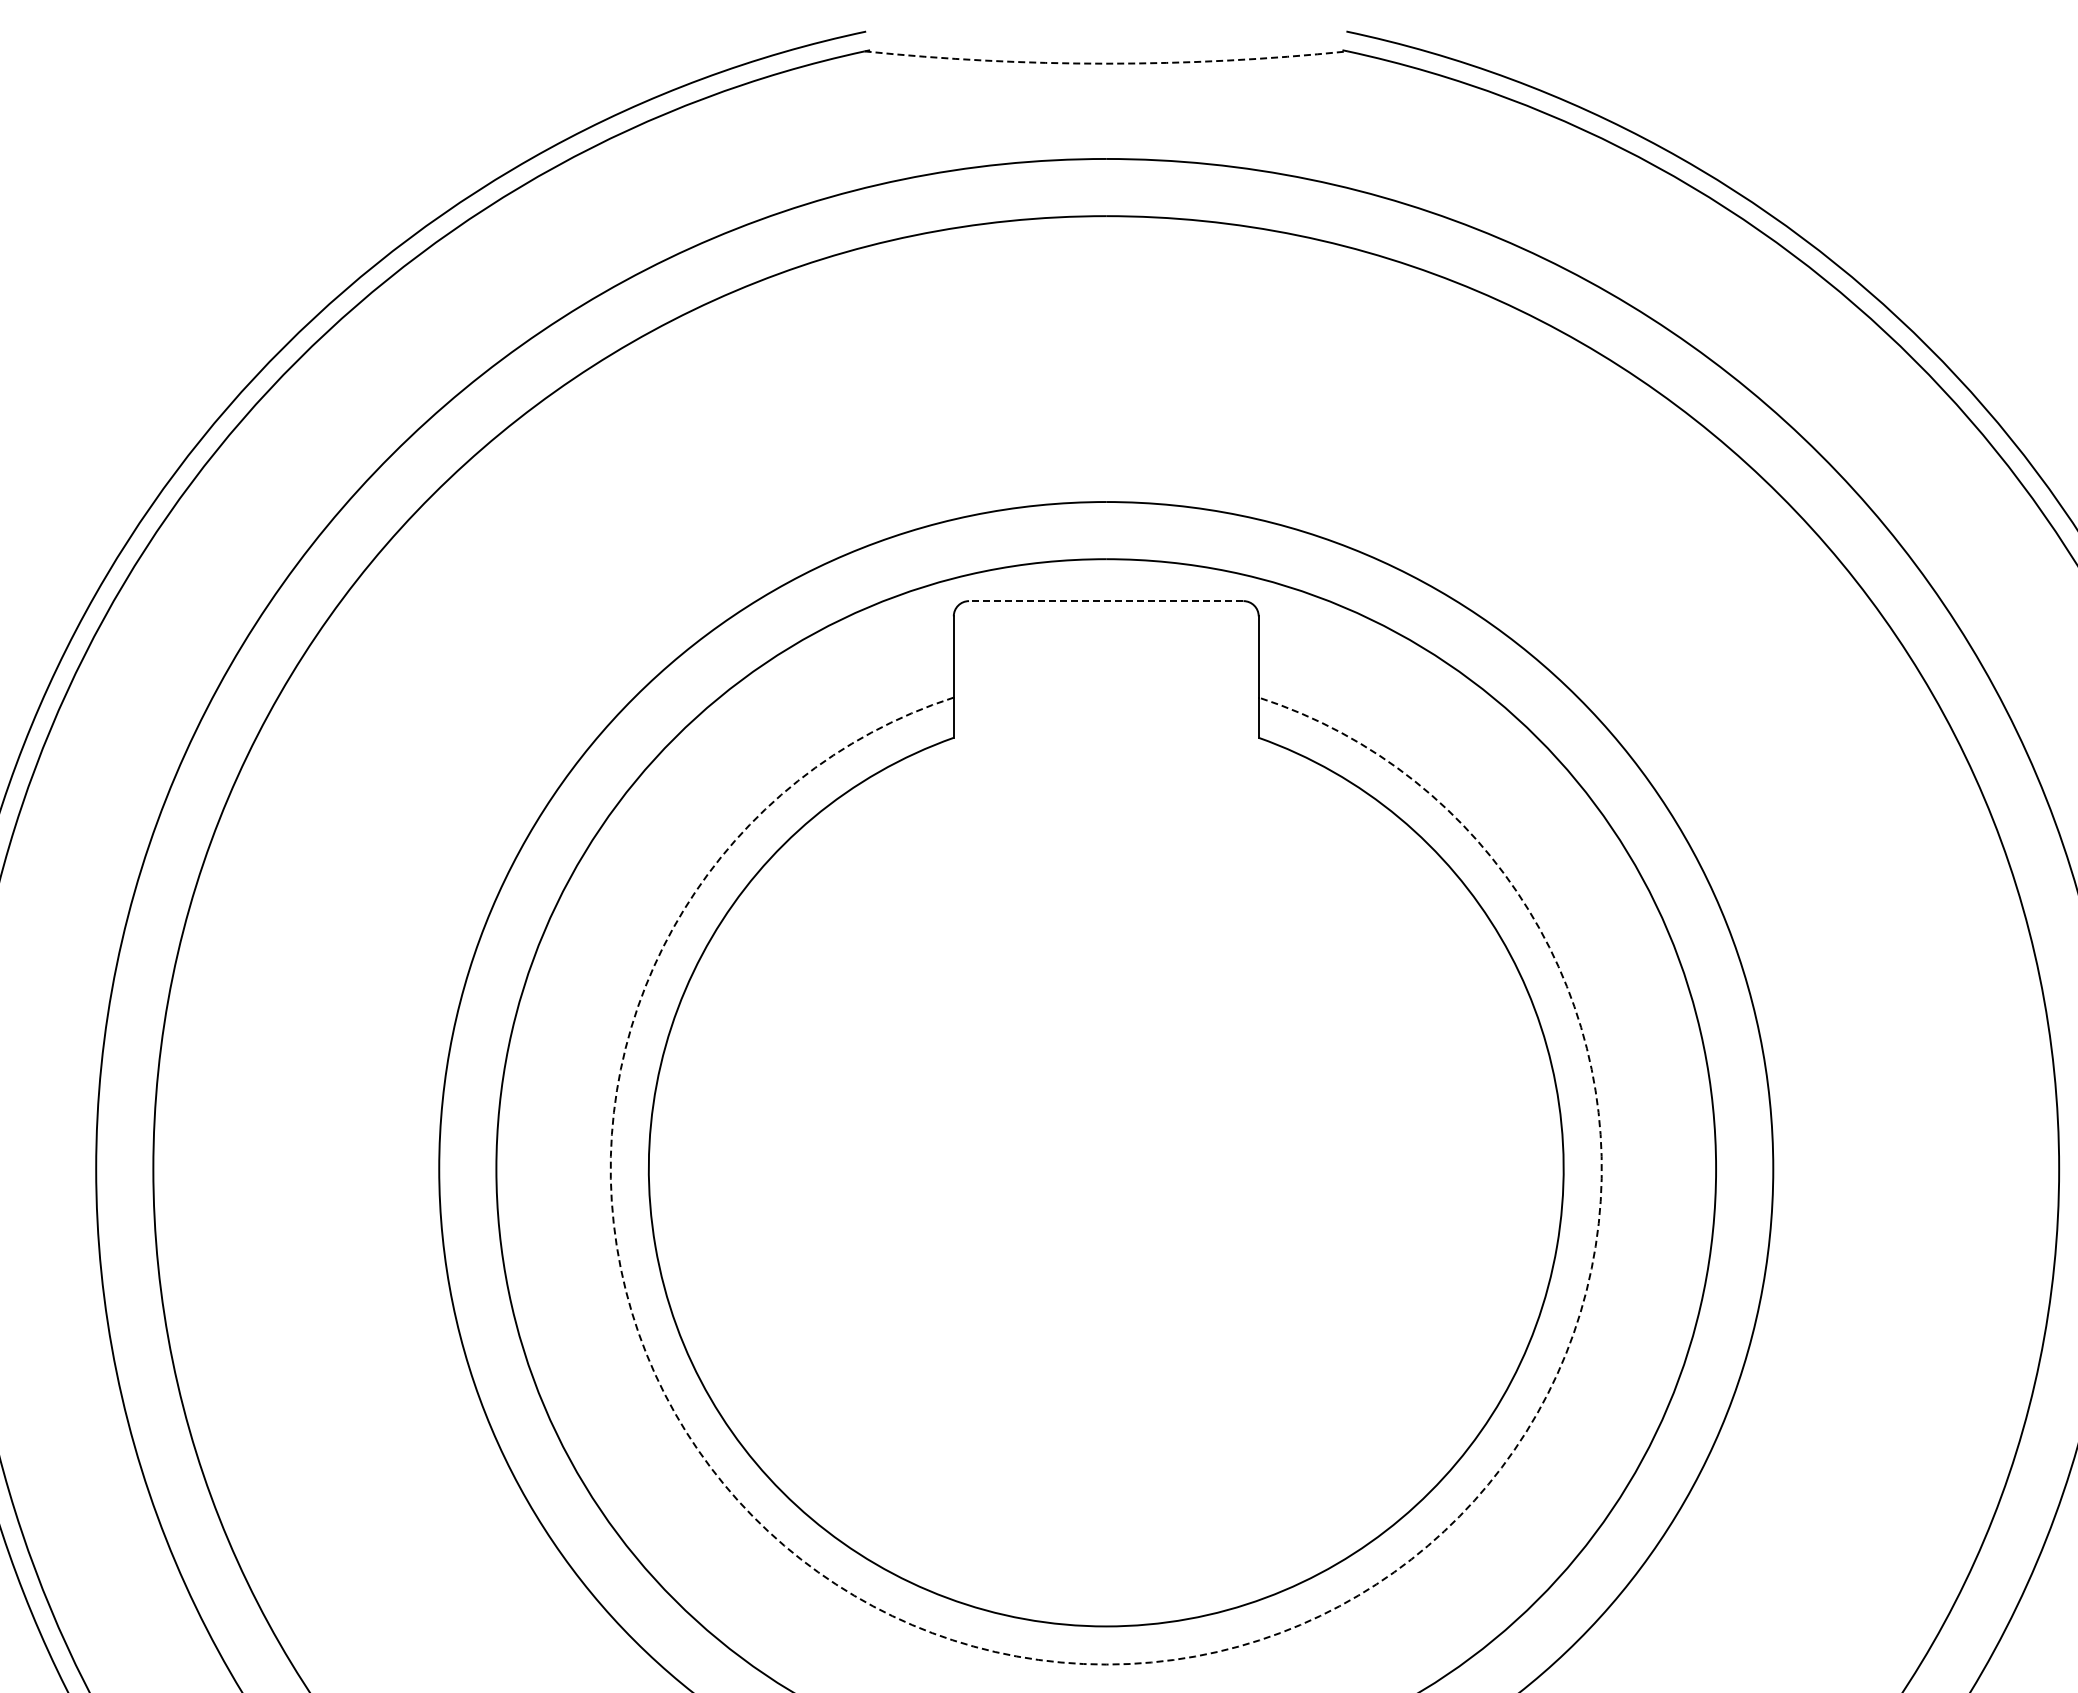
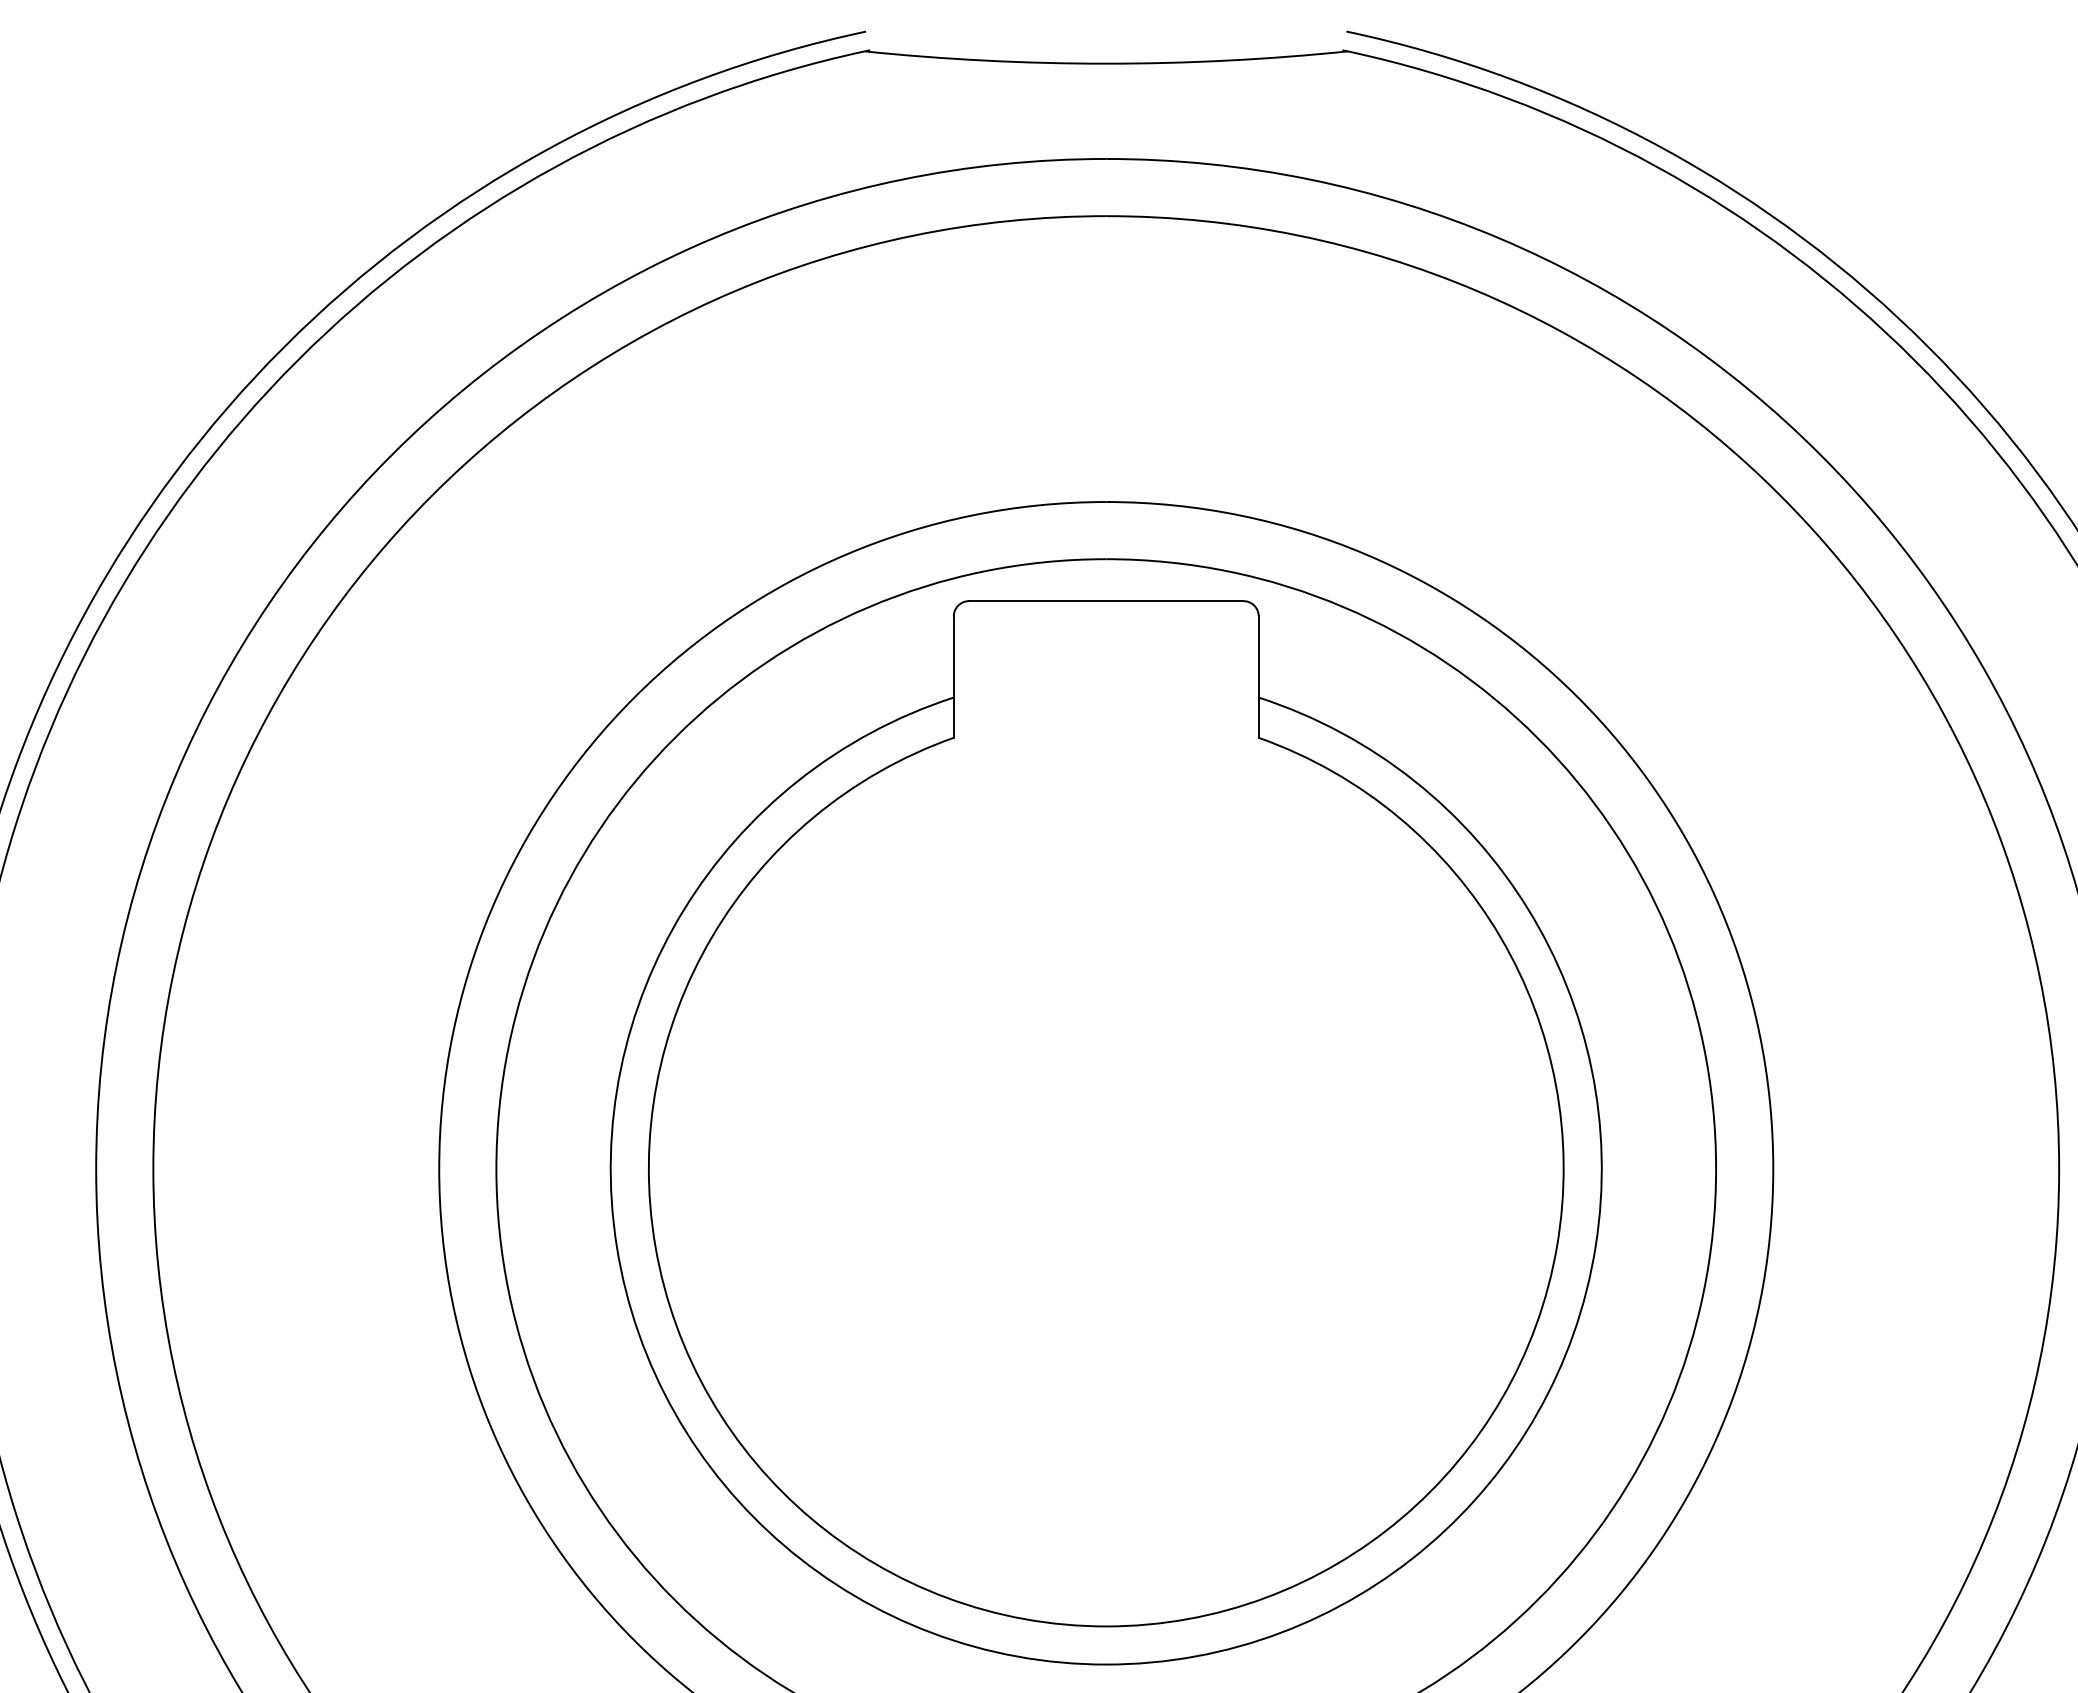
arc: dashed -> solid (1106, 63)
line: dashed -> solid (1105, 601)
arc: dashed -> solid (1106, 1664)
